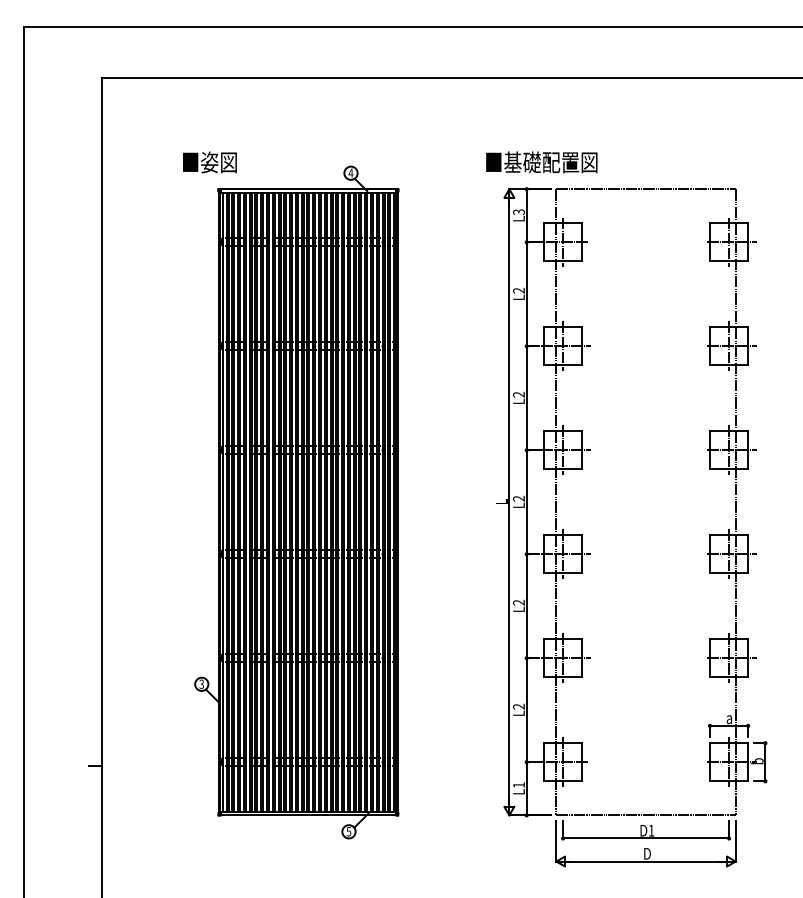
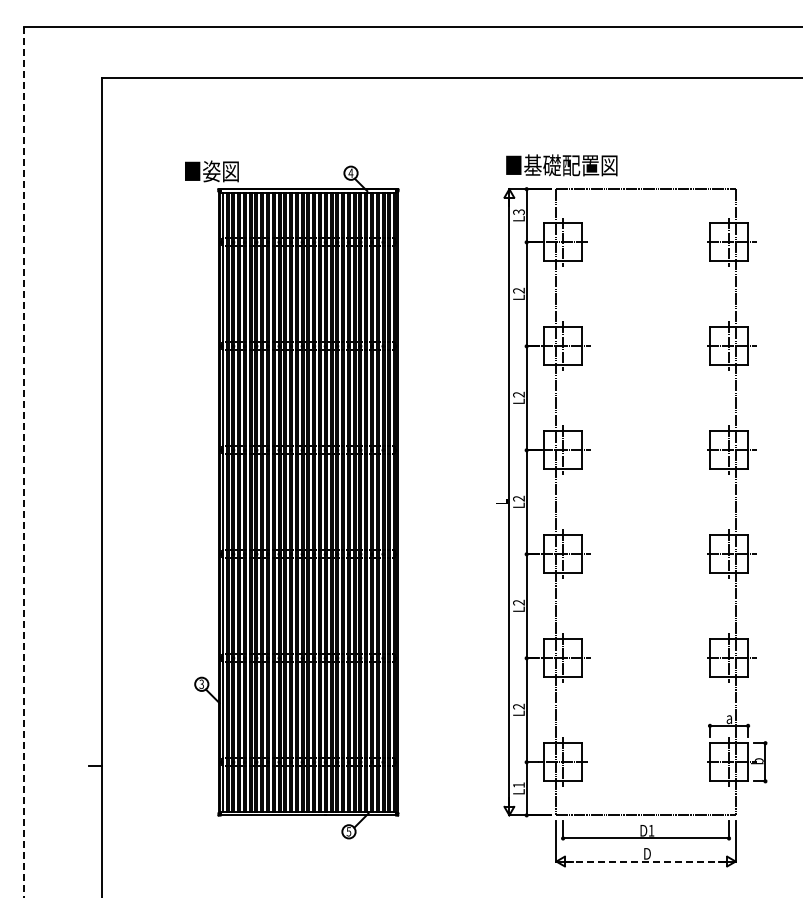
text position: (209, 162) -> (211, 171) (211, 171)
text position: (541, 162) -> (561, 165) (561, 165)
line: solid -> dashed (24, 462)
line: solid -> dashed (646, 861)
